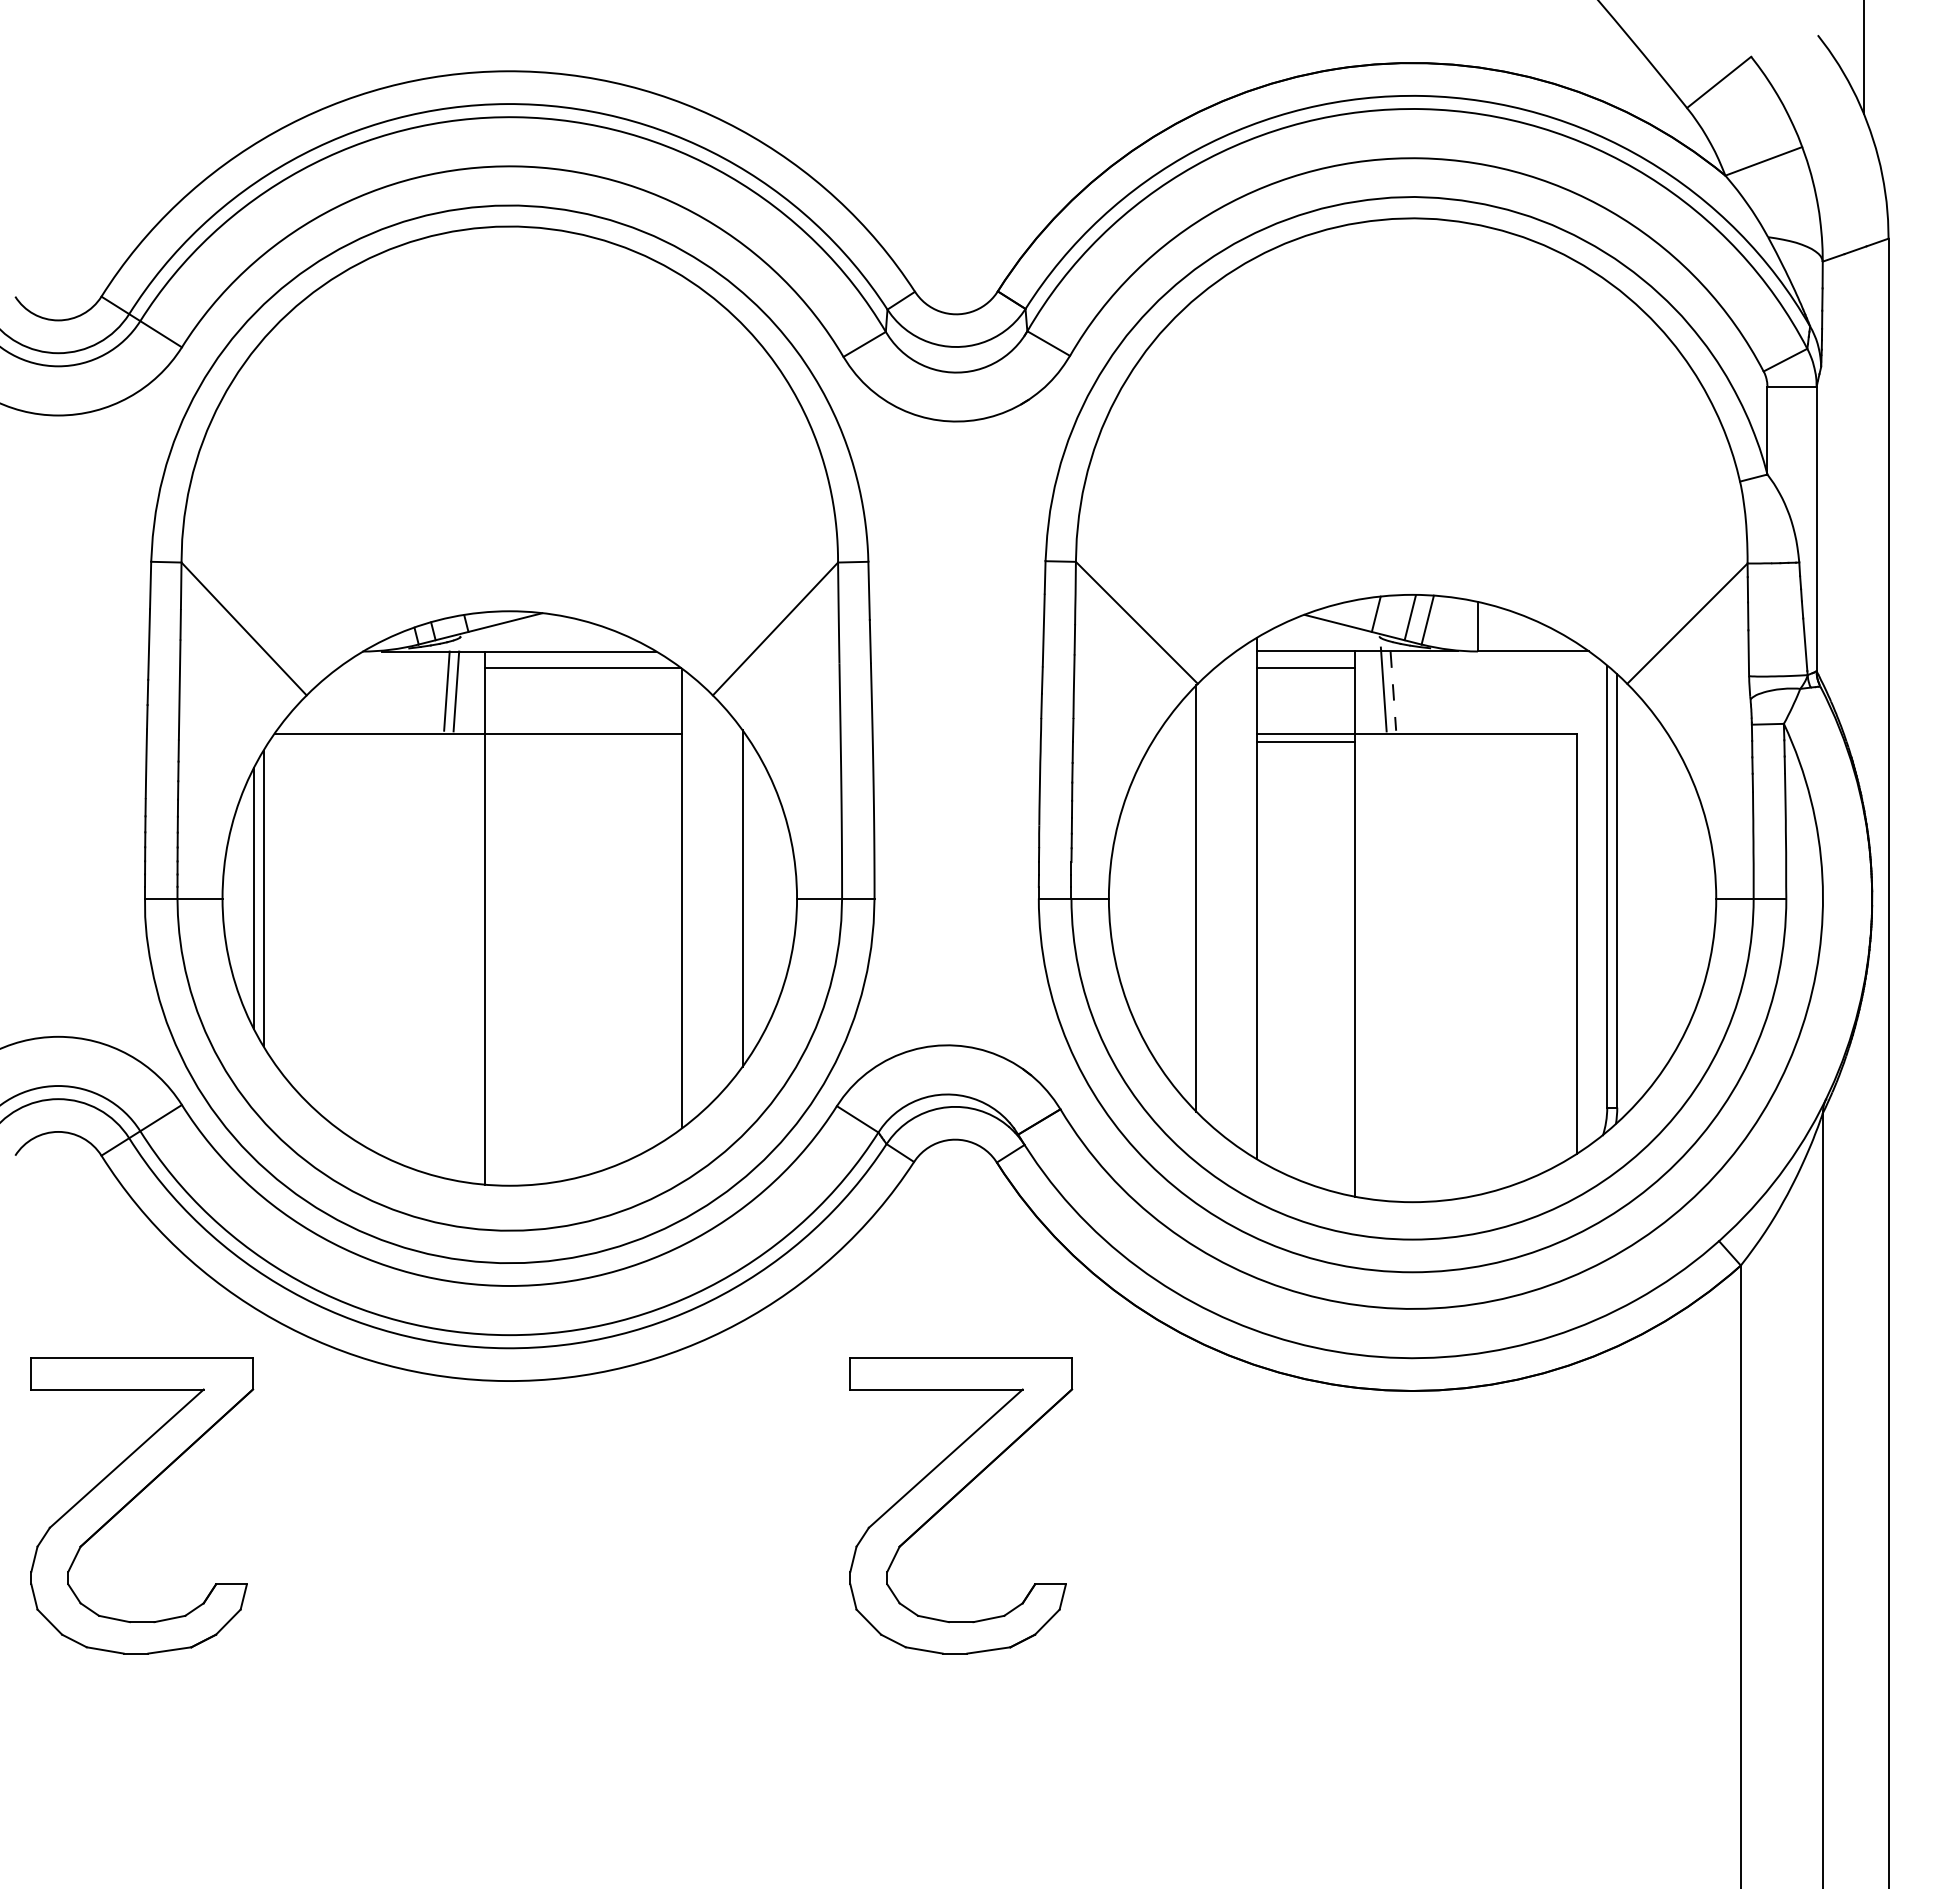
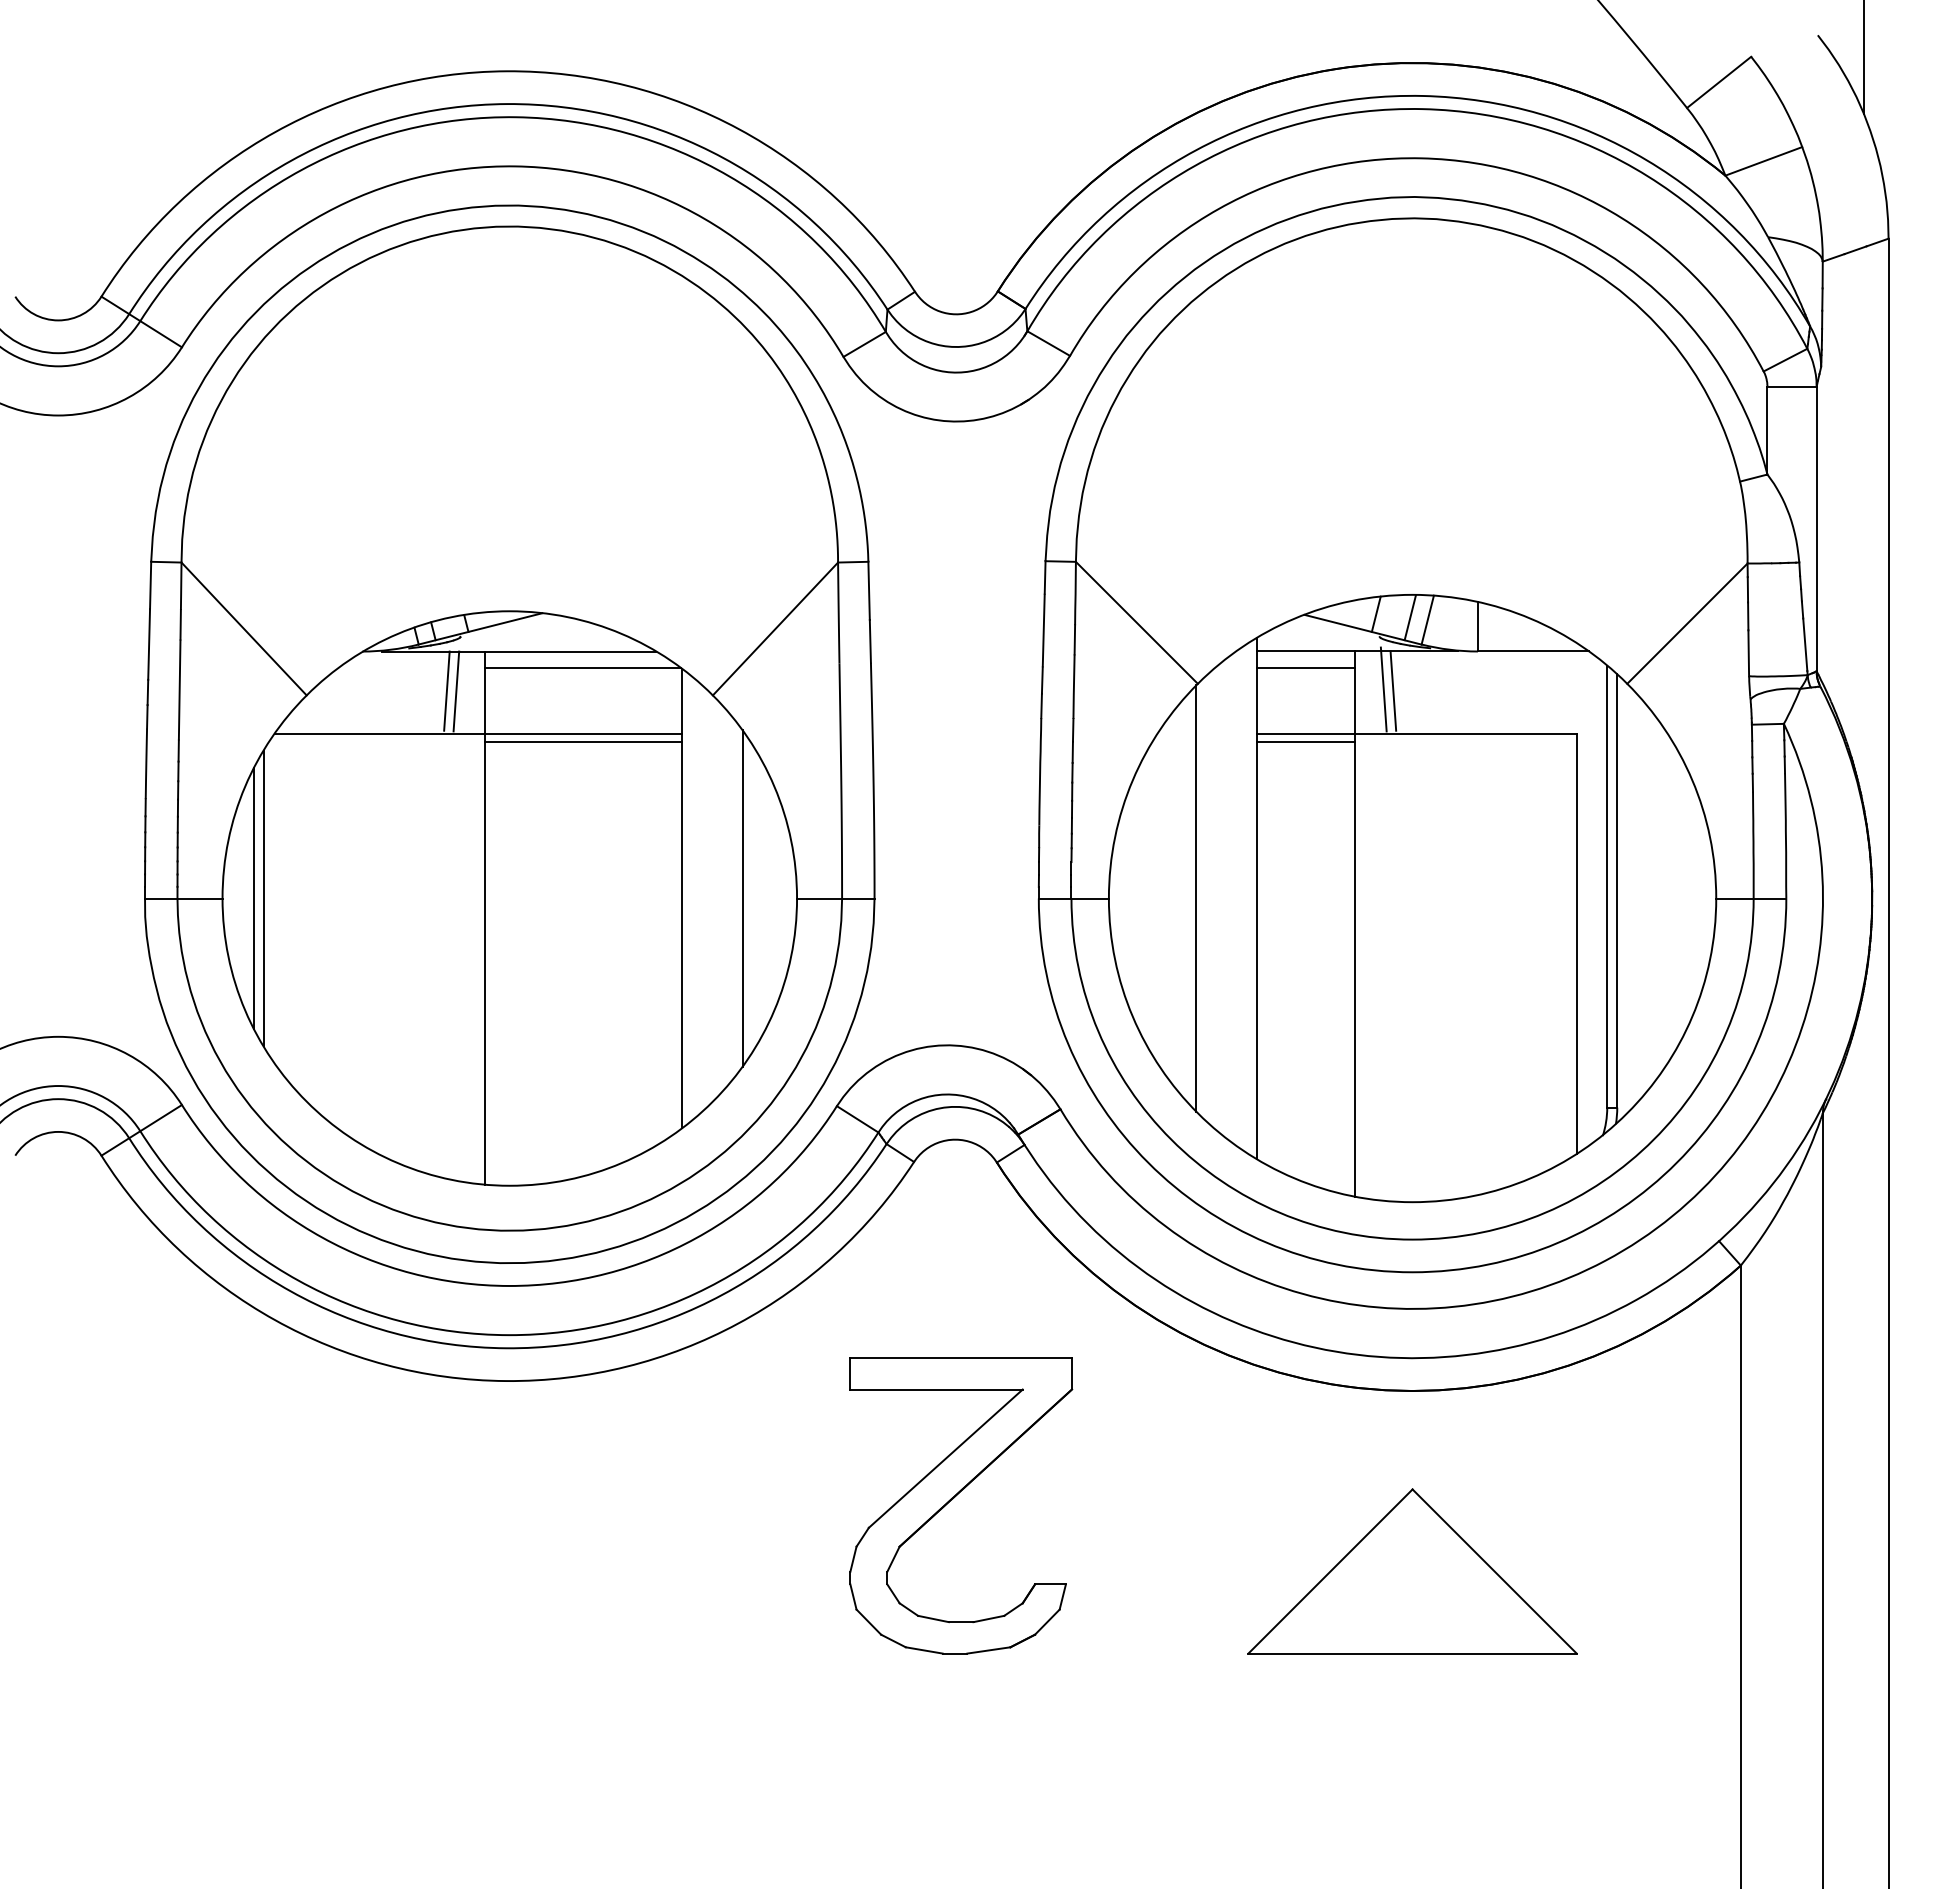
line: dashed -> solid (1393, 691)
line: none -> present (583, 741)
part: present -> none (135, 1498)
part: none -> present (1412, 1571)
